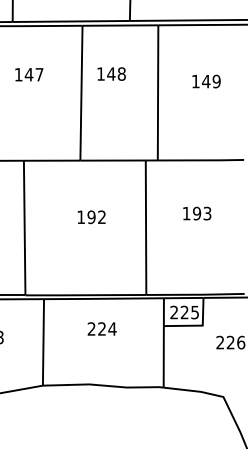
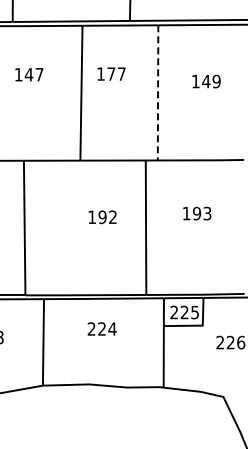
text: 148 -> 177 (116, 73)
line: solid -> dashed (158, 92)
text position: (91, 217) -> (102, 217) (102, 217)
